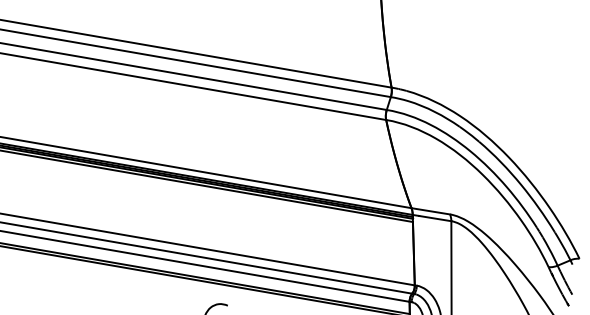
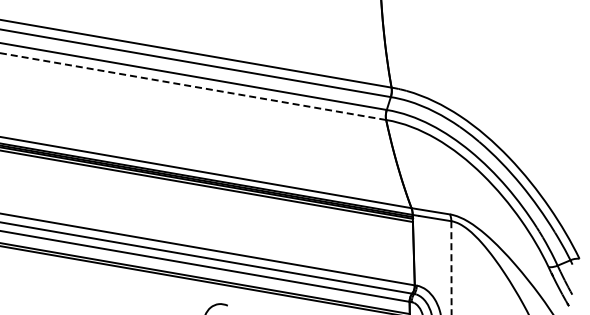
line: solid -> dashed (193, 86)
line: solid -> dashed (451, 268)
